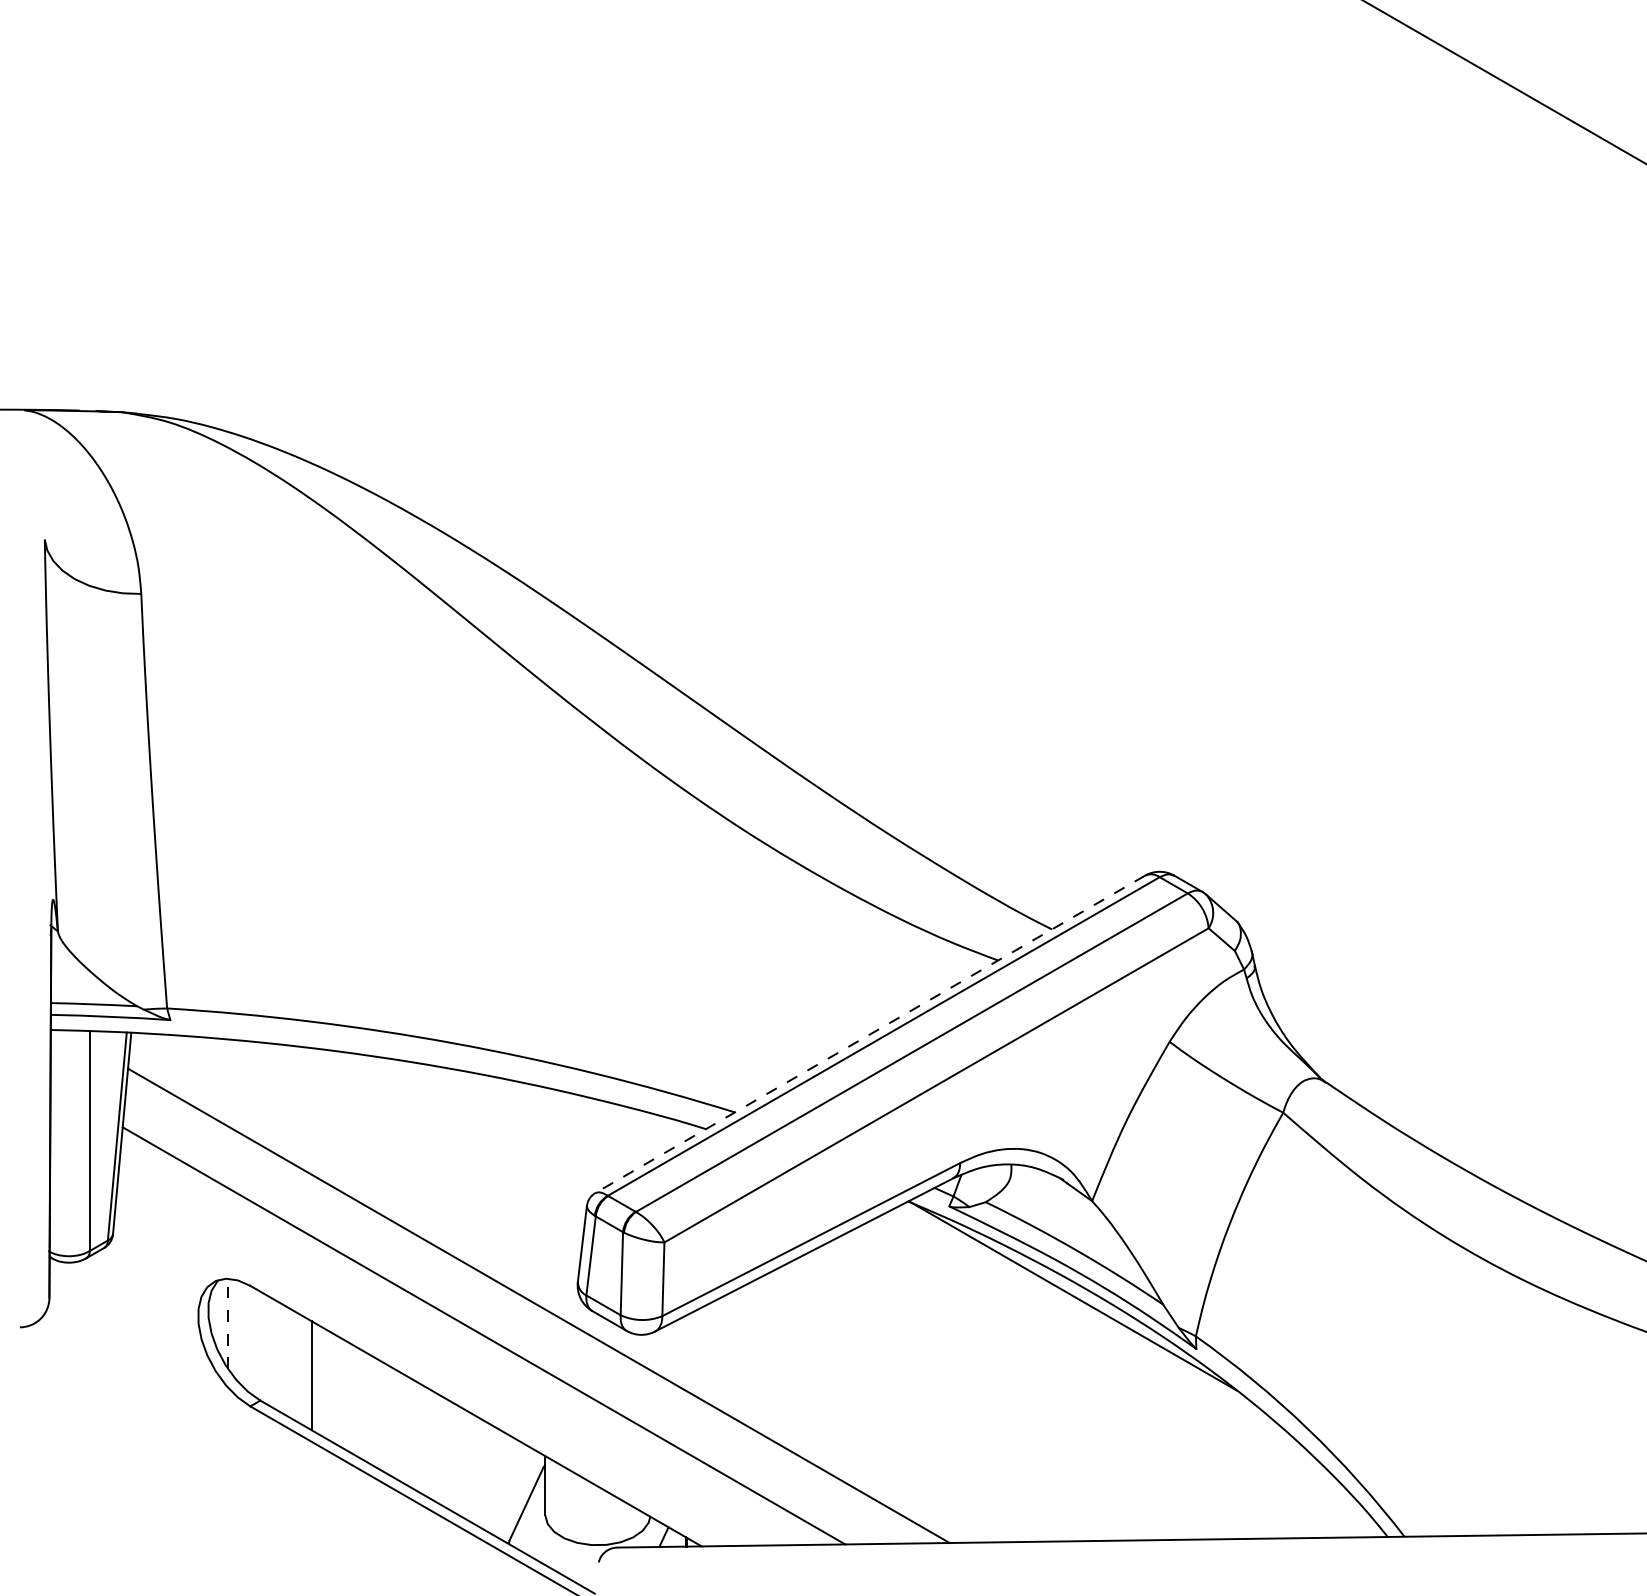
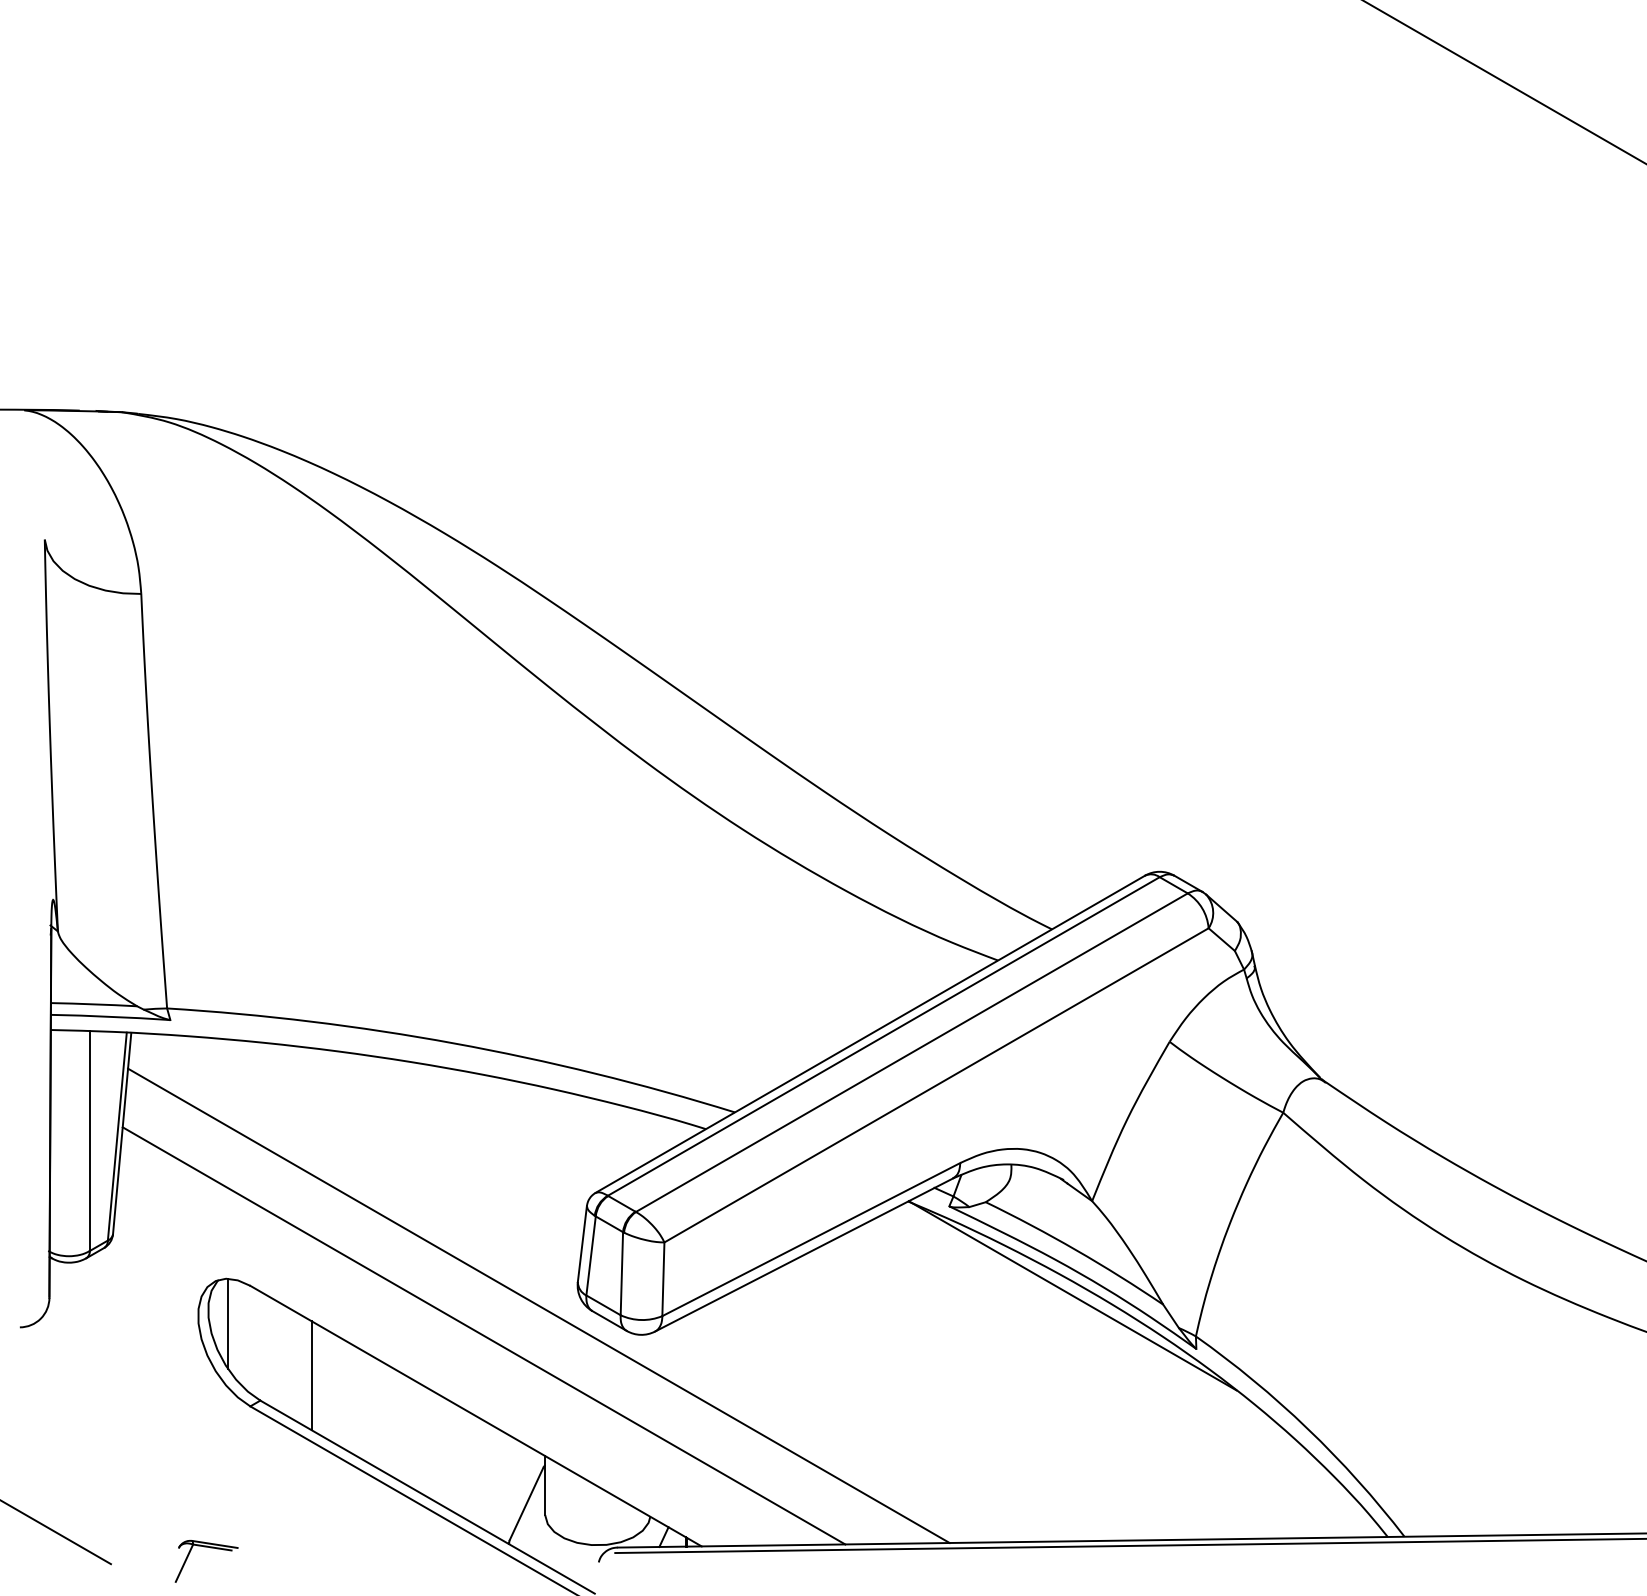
line: dashed -> solid (869, 1034)
line: dashed -> solid (228, 1323)
line: none -> present (56, 1532)
line: none -> present (1129, 1545)
part: none -> present (210, 1548)
